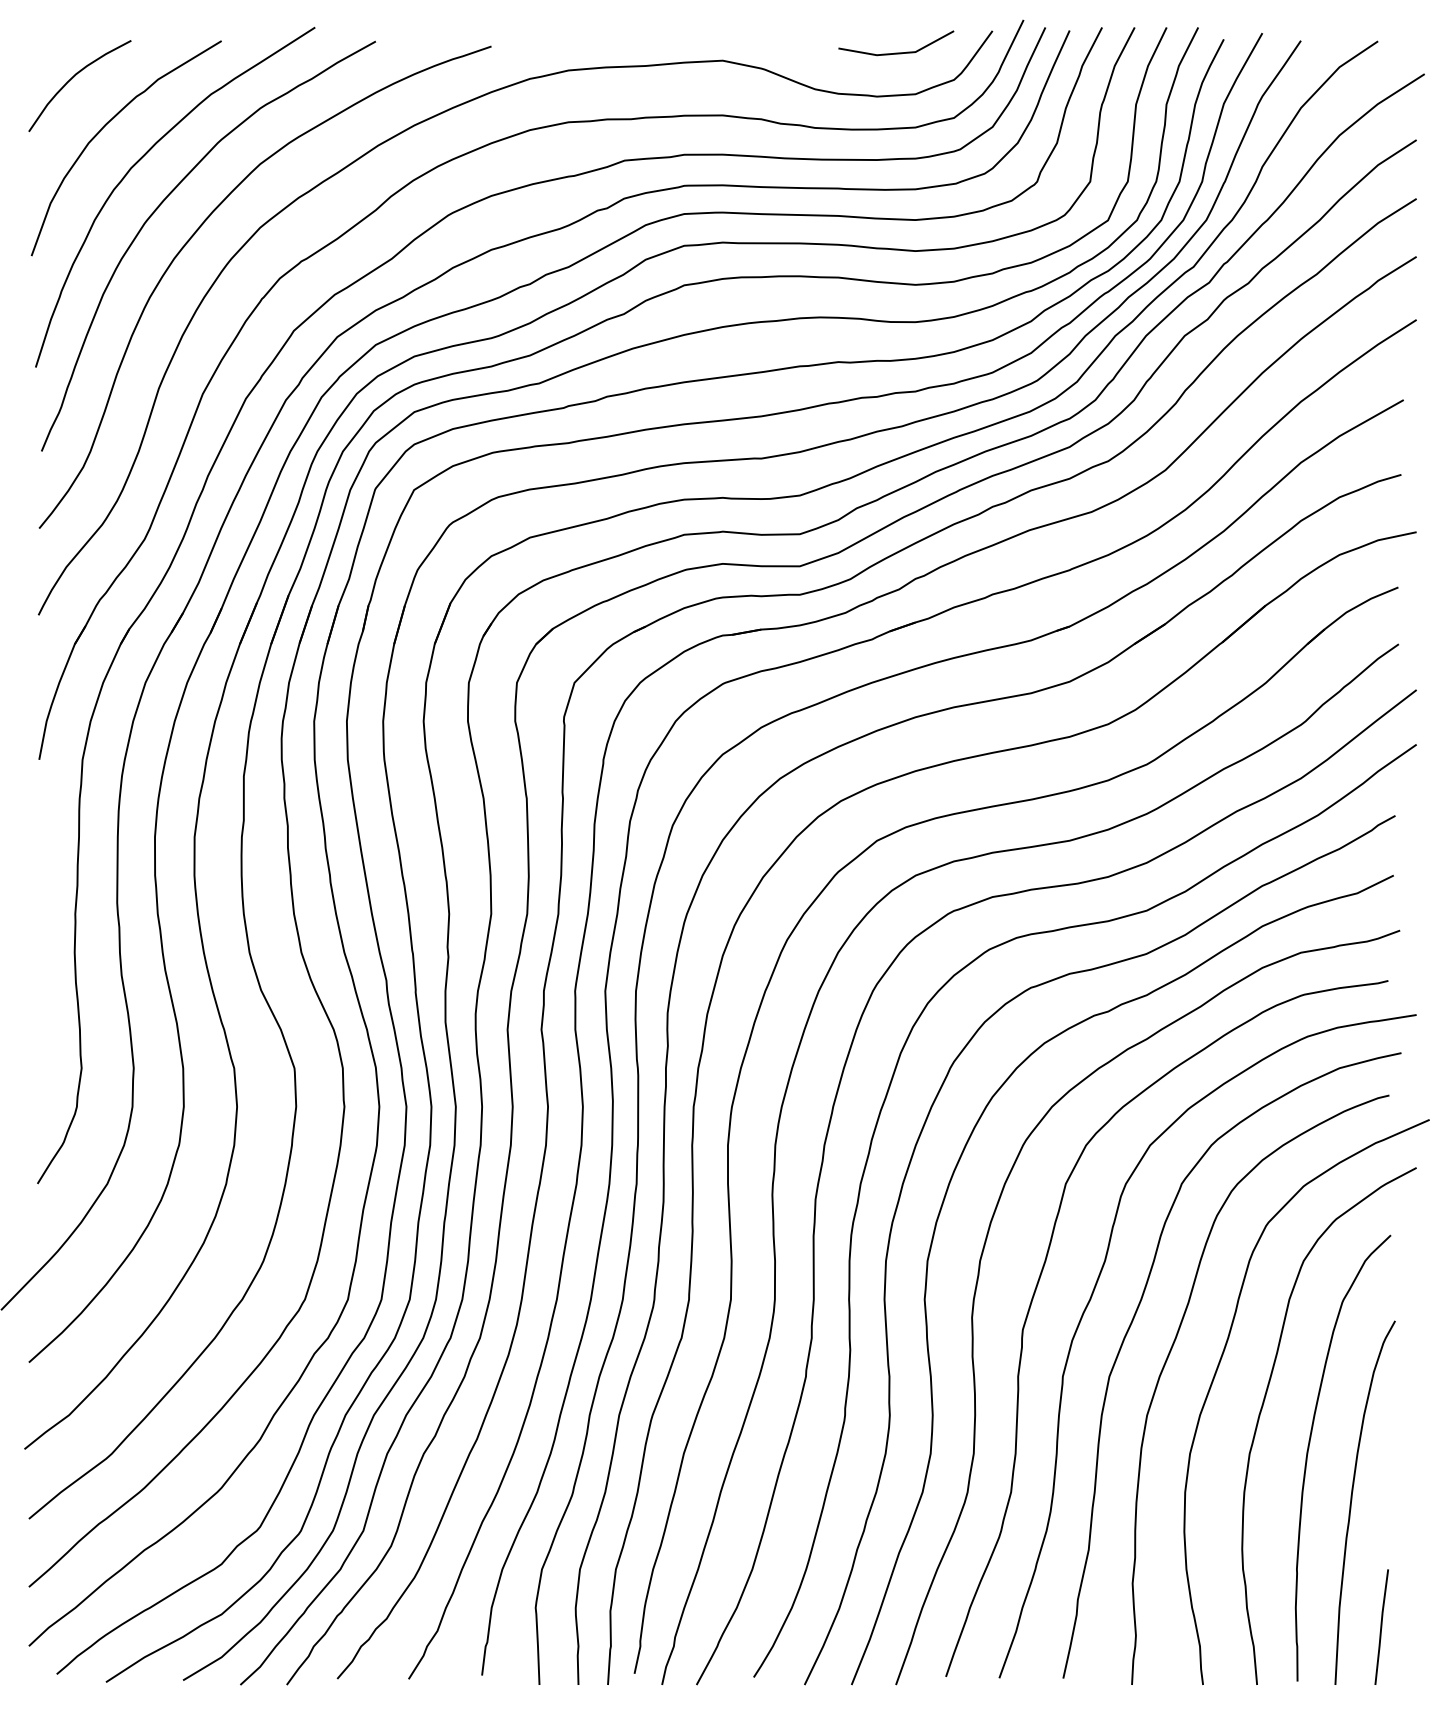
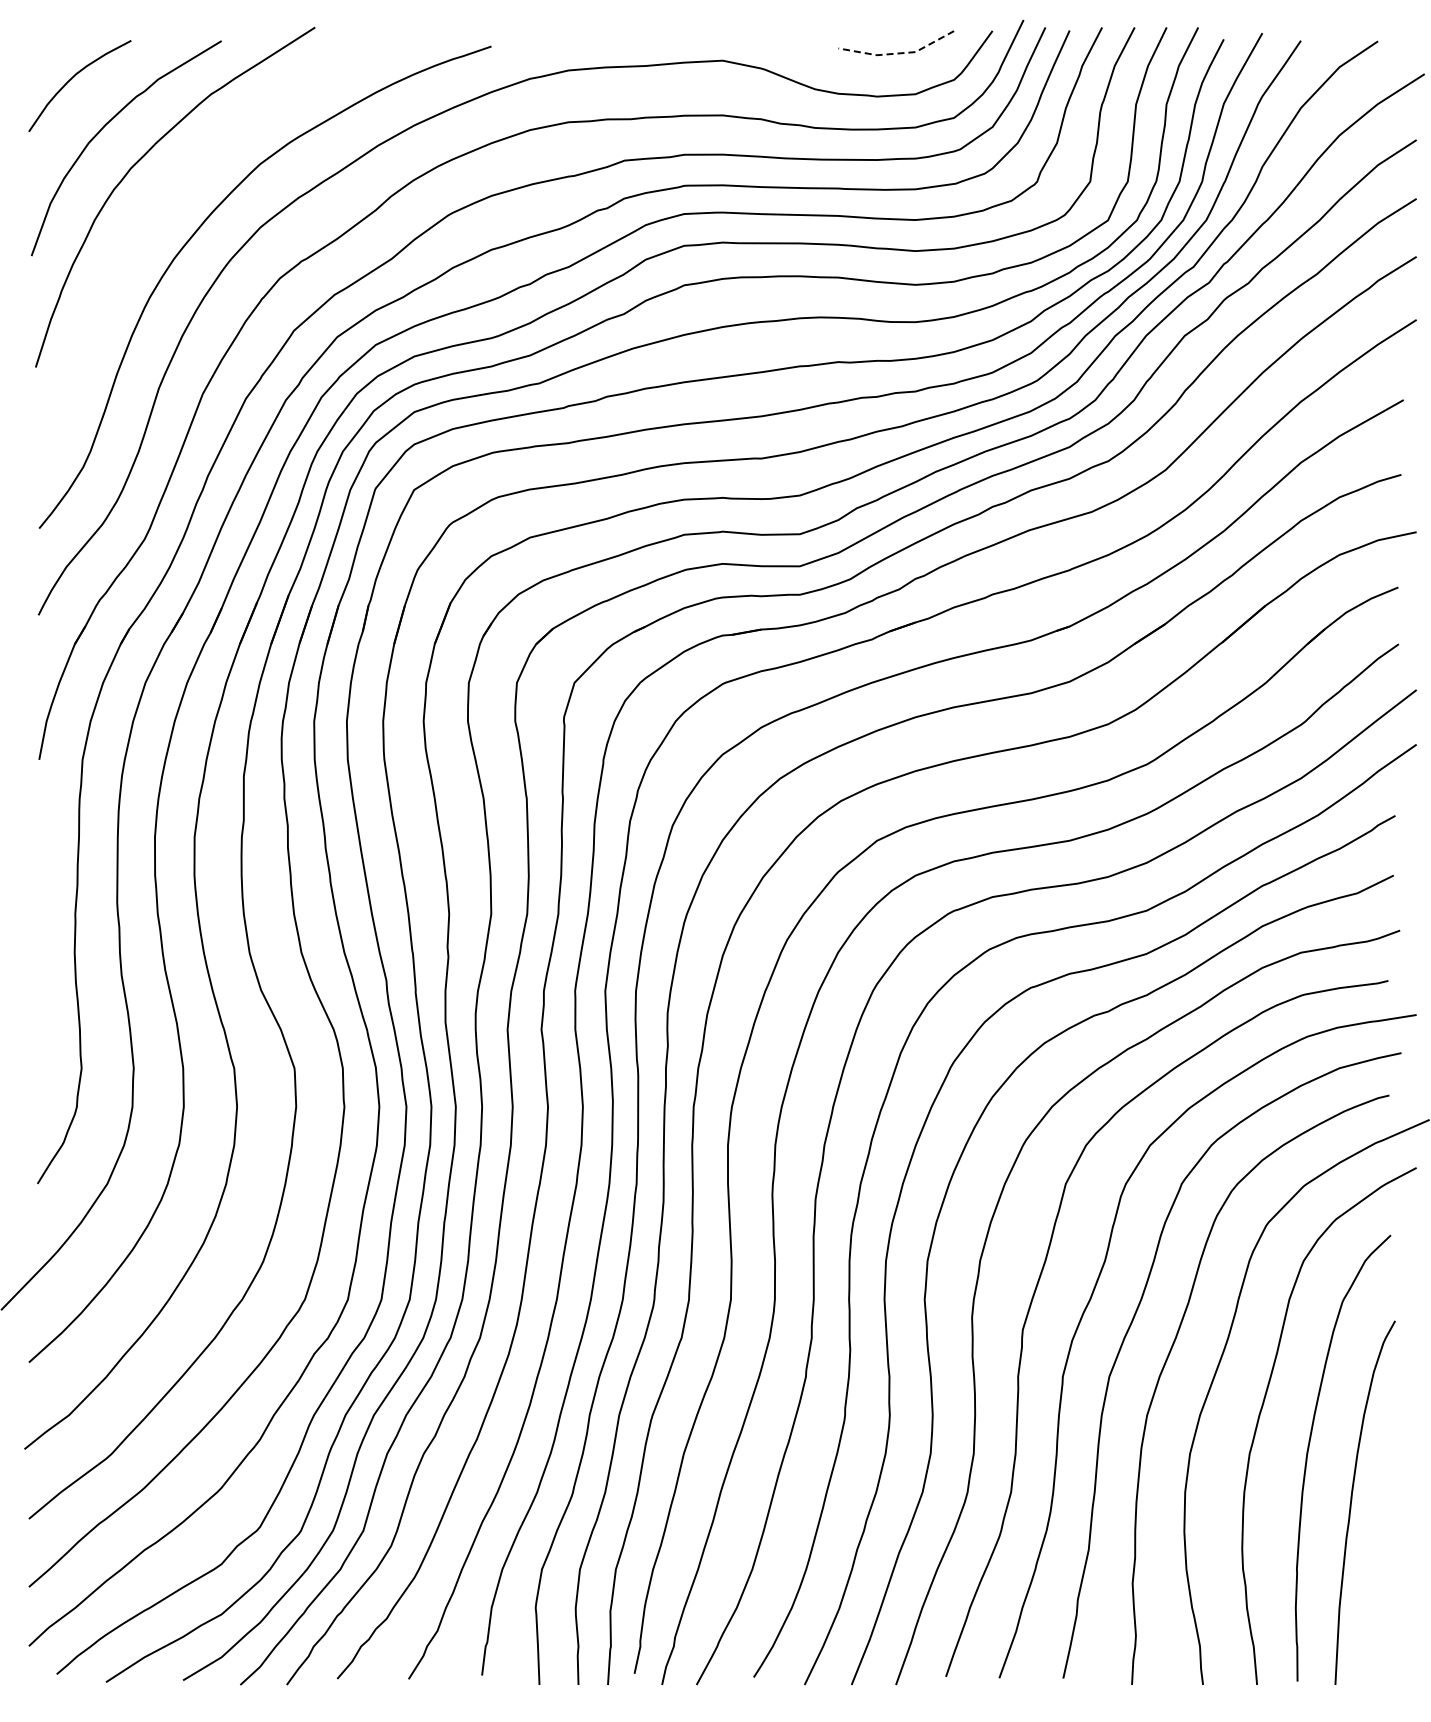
line: solid -> dashed (897, 53)
curve: present -> none (159, 207)
line: present -> none (1381, 1626)
